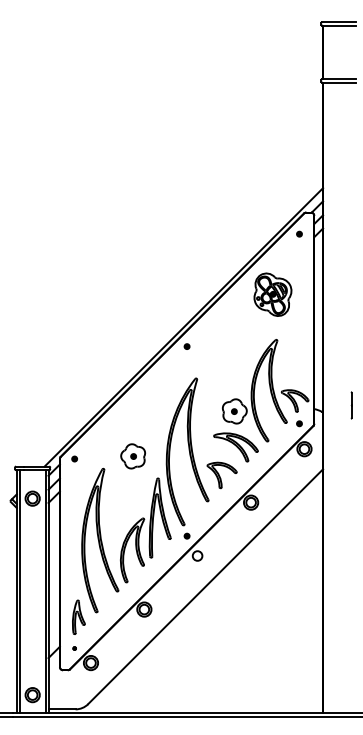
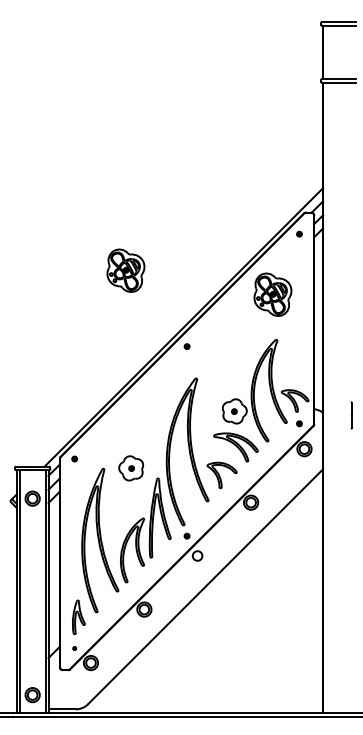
part: none -> present (125, 270)
line position: (351, 405) -> (351, 415) (351, 415)
part position: (132, 456) -> (130, 468) (130, 468)
